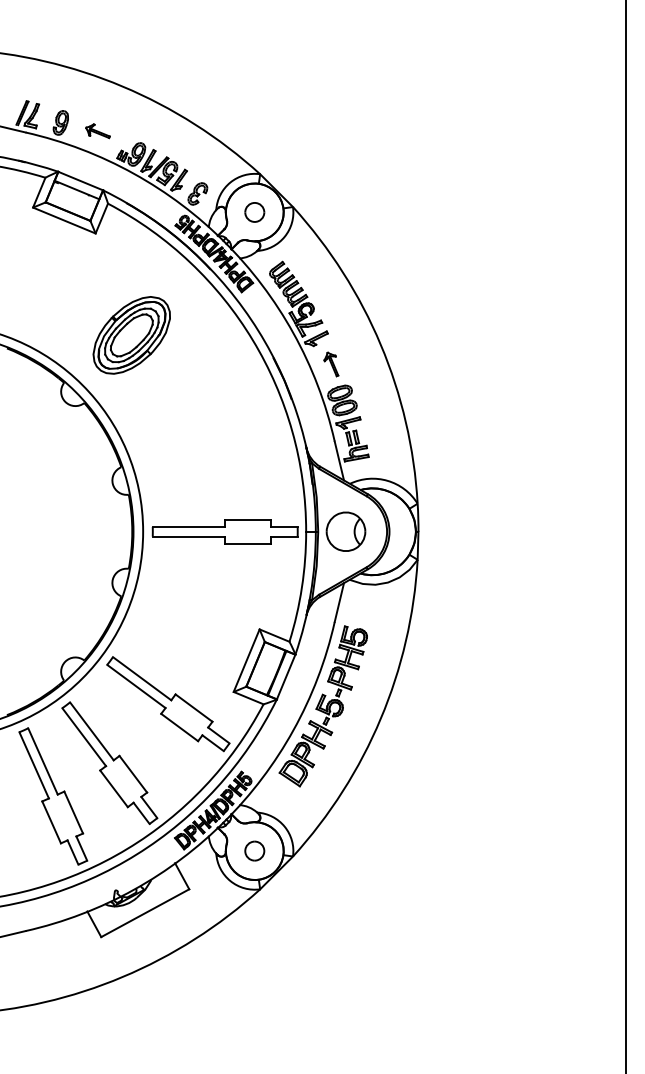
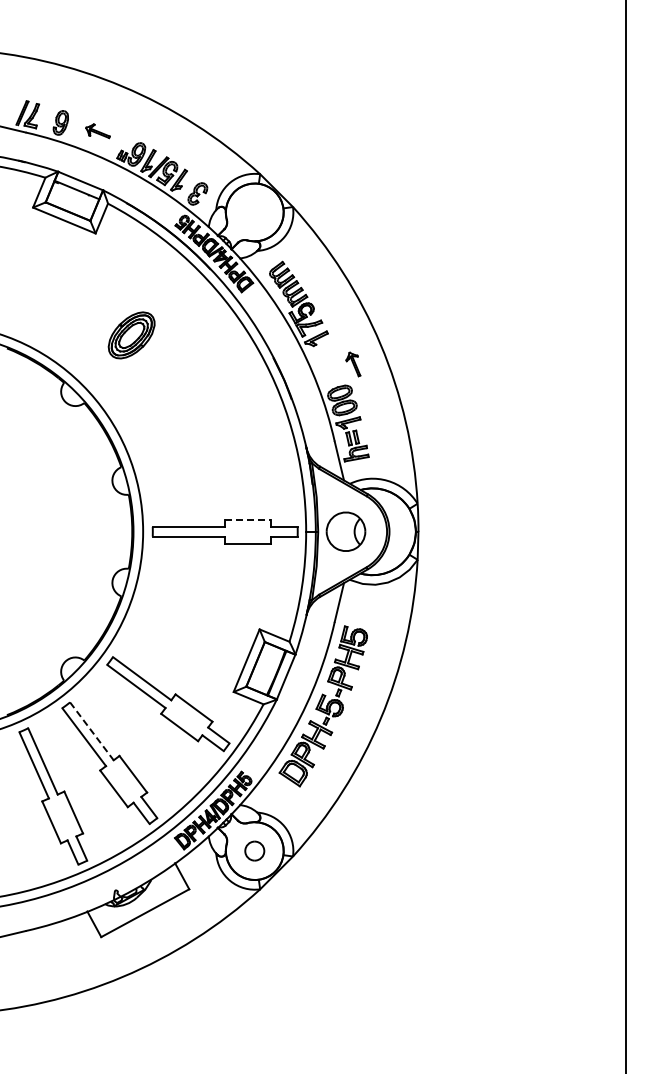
part: present -> none (254, 212)
part size: 79x79 px -> 49x49 px (131, 335)
part position: (331, 364) -> (353, 364) (353, 364)
line: solid -> dashed (248, 519)
line: solid -> dashed (92, 731)
